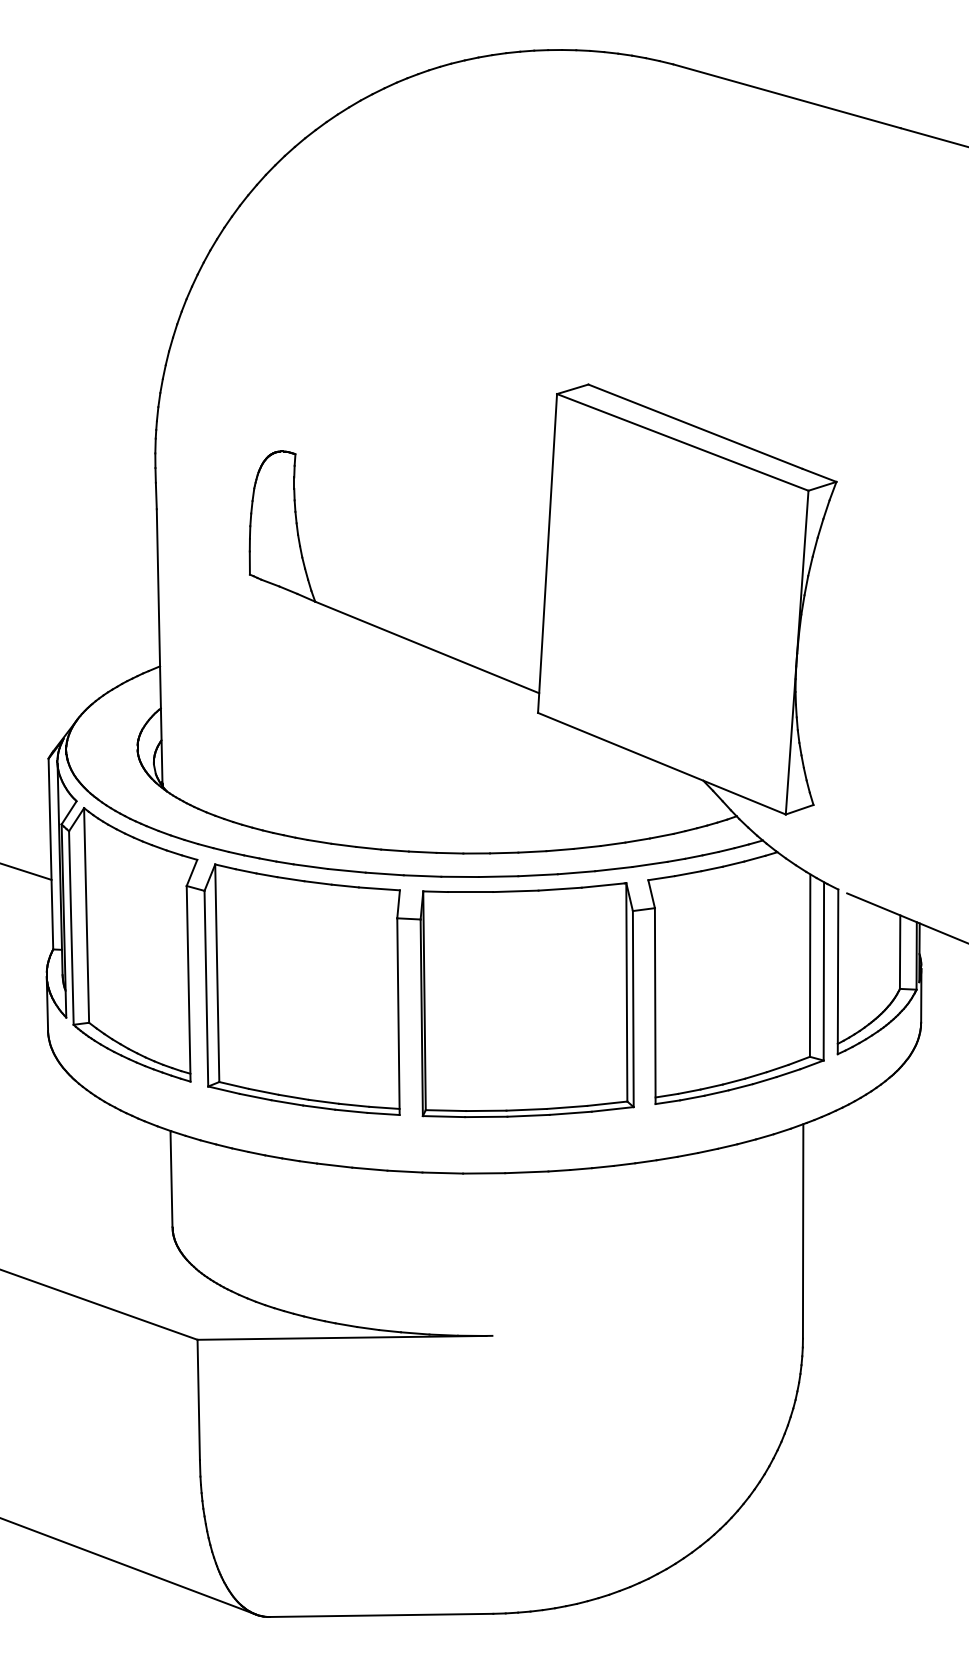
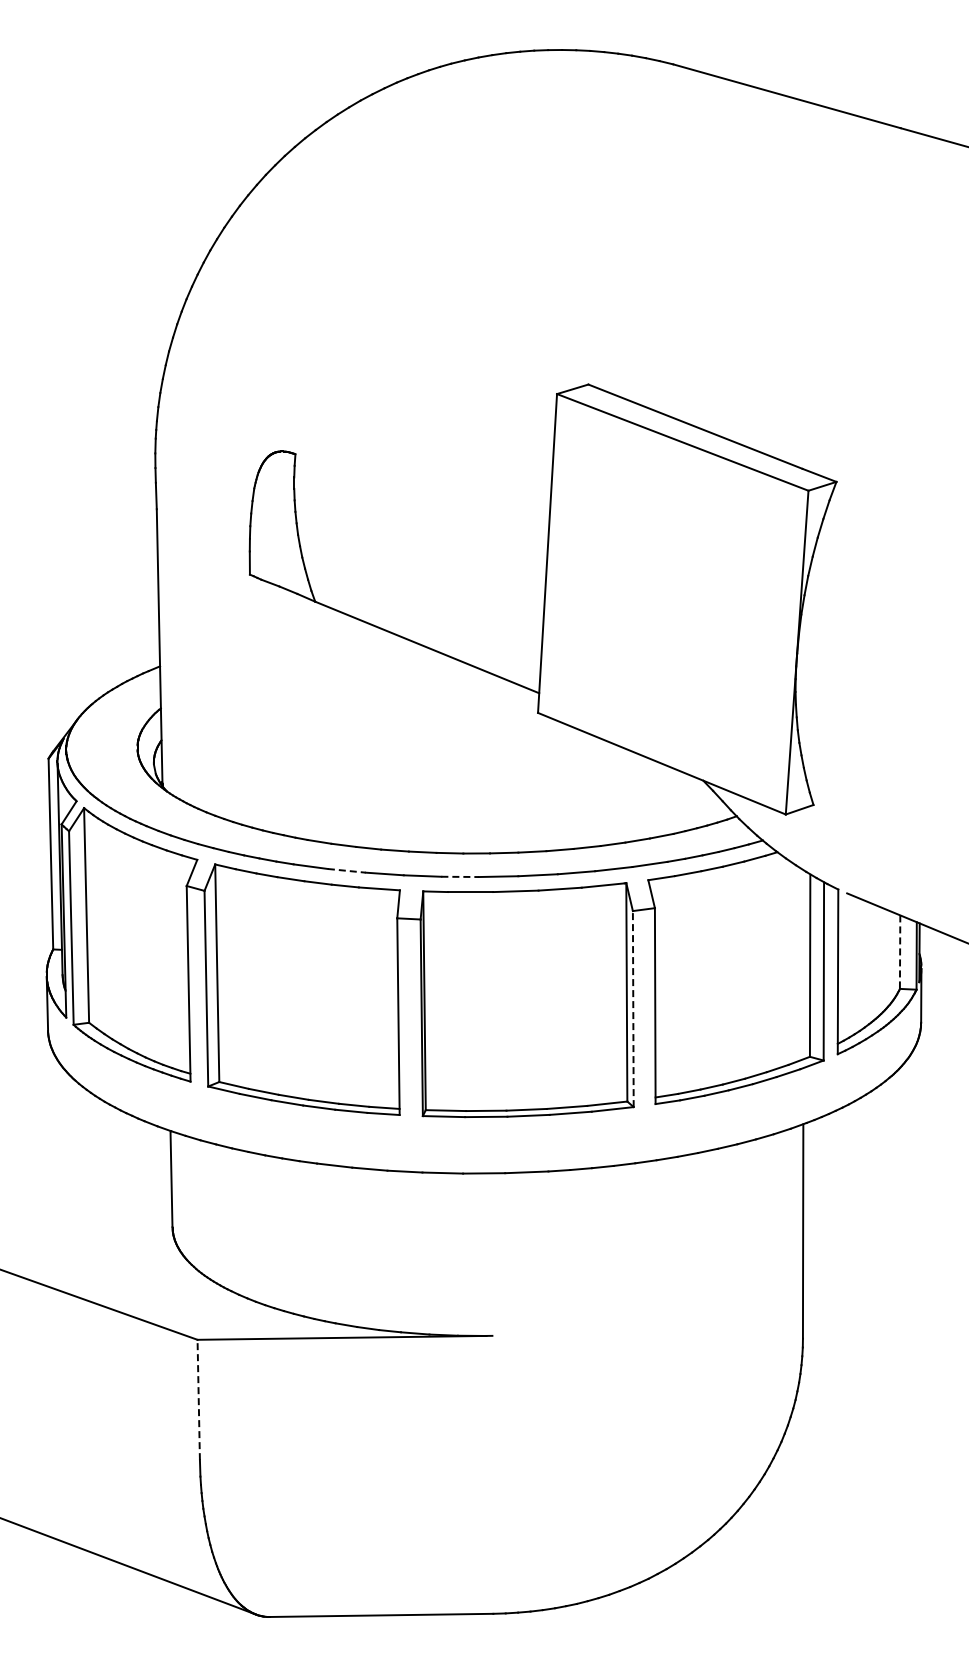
line: solid -> dashed (347, 870)
line: present -> none (26, 871)
line: solid -> dashed (460, 876)
line: solid -> dashed (900, 952)
line: solid -> dashed (633, 1008)
line: solid -> dashed (198, 1399)
